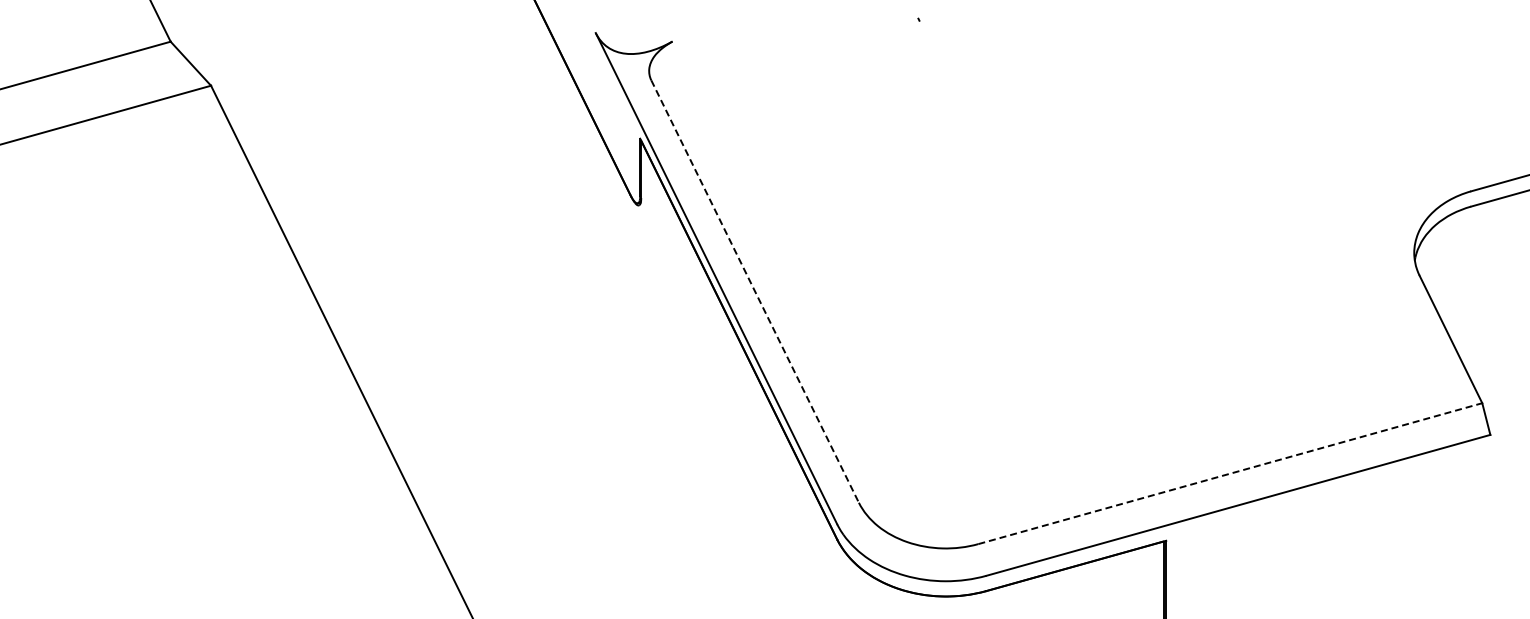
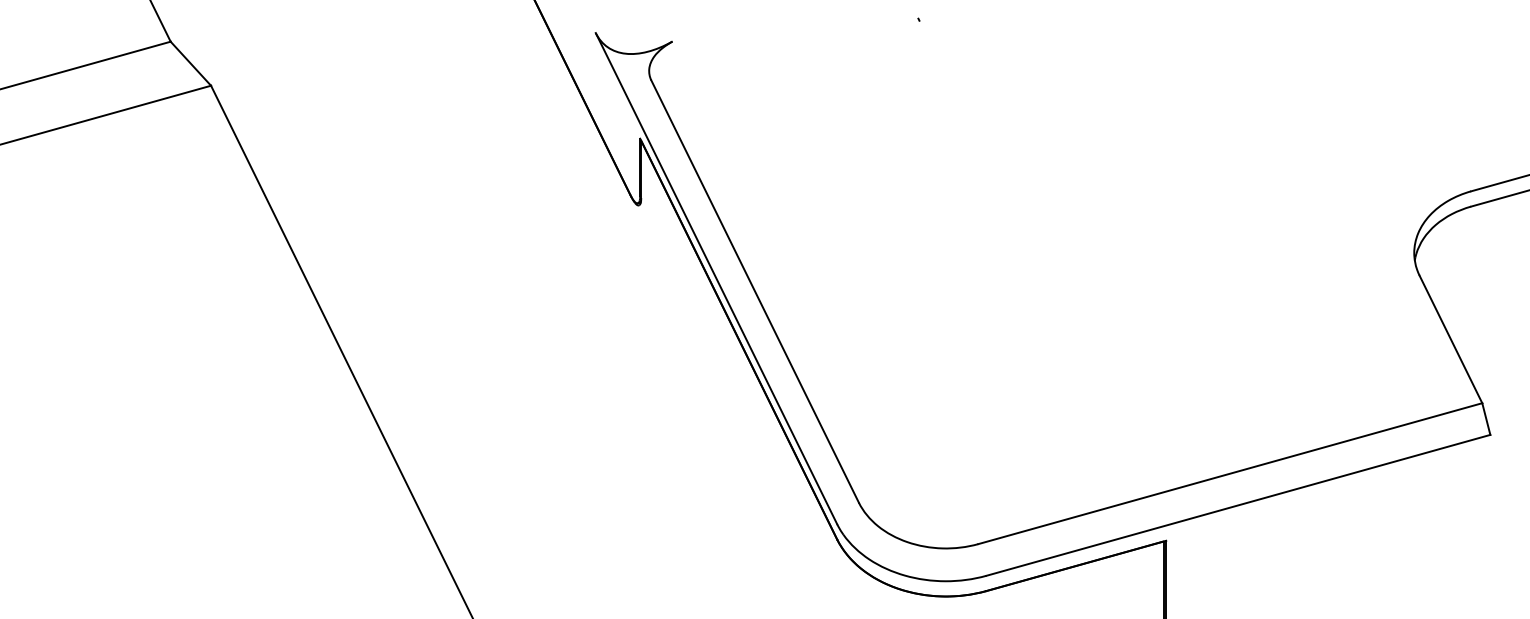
line: dashed -> solid (755, 292)
line: dashed -> solid (1230, 473)
